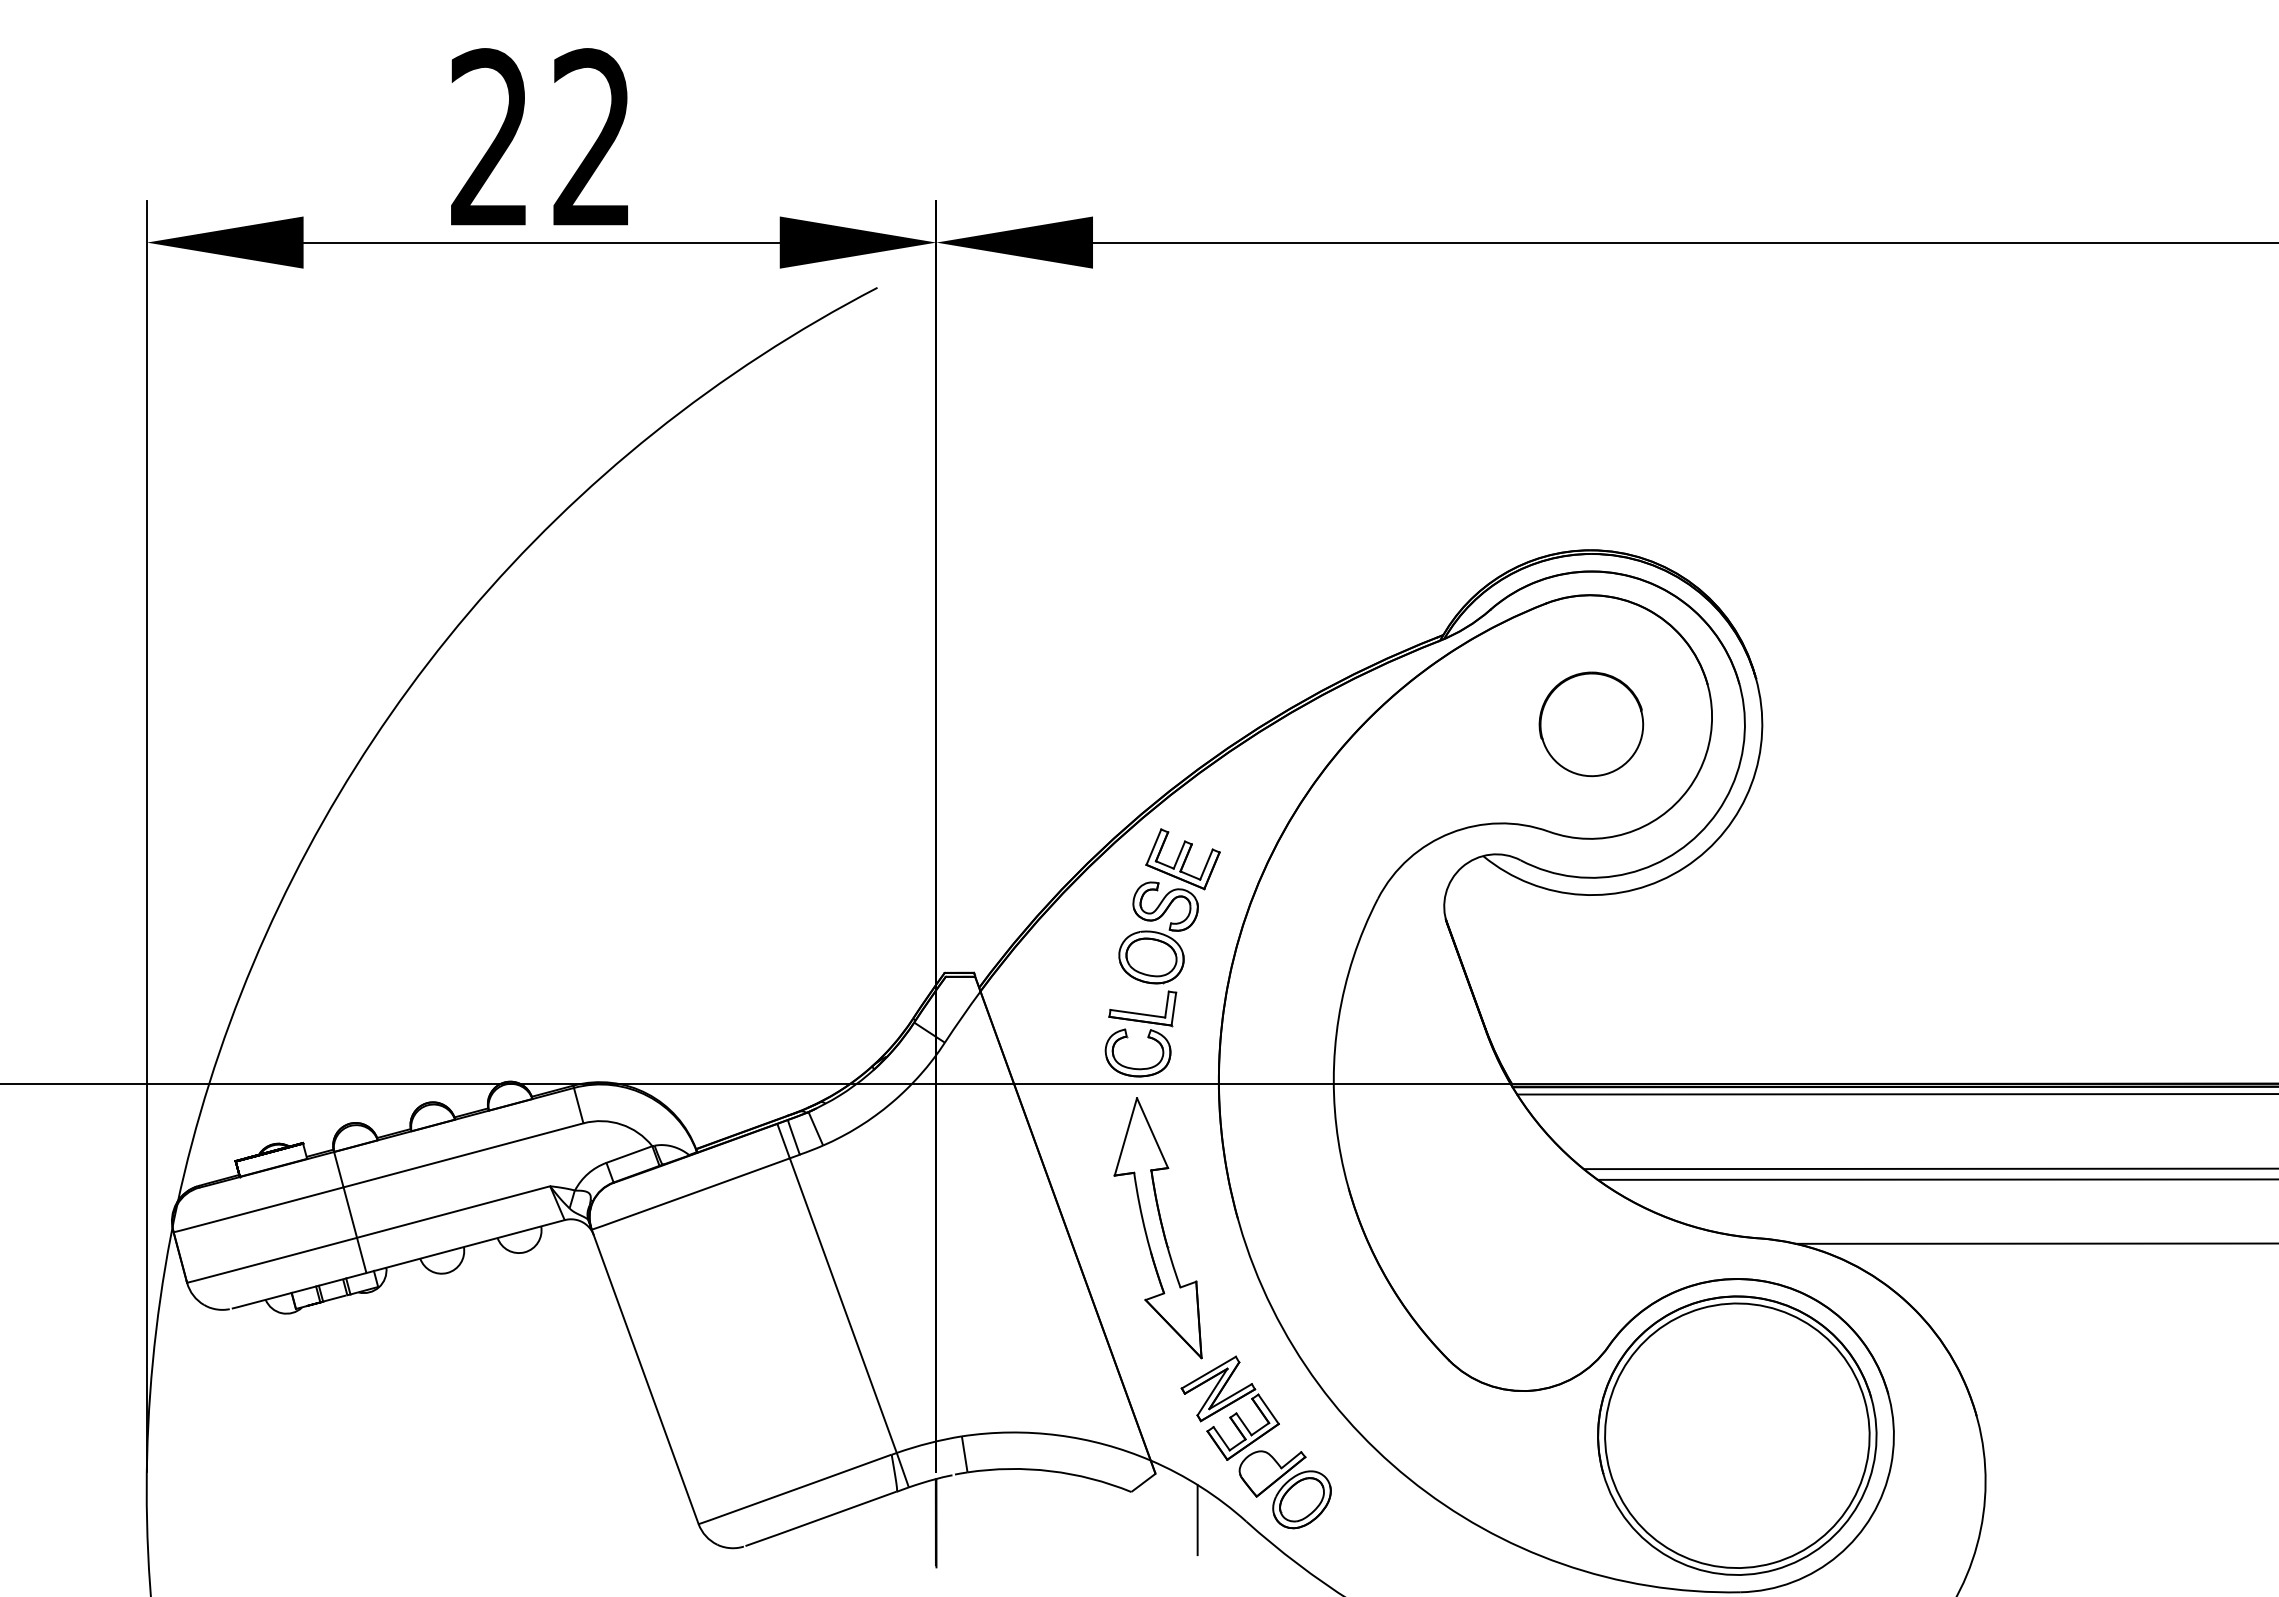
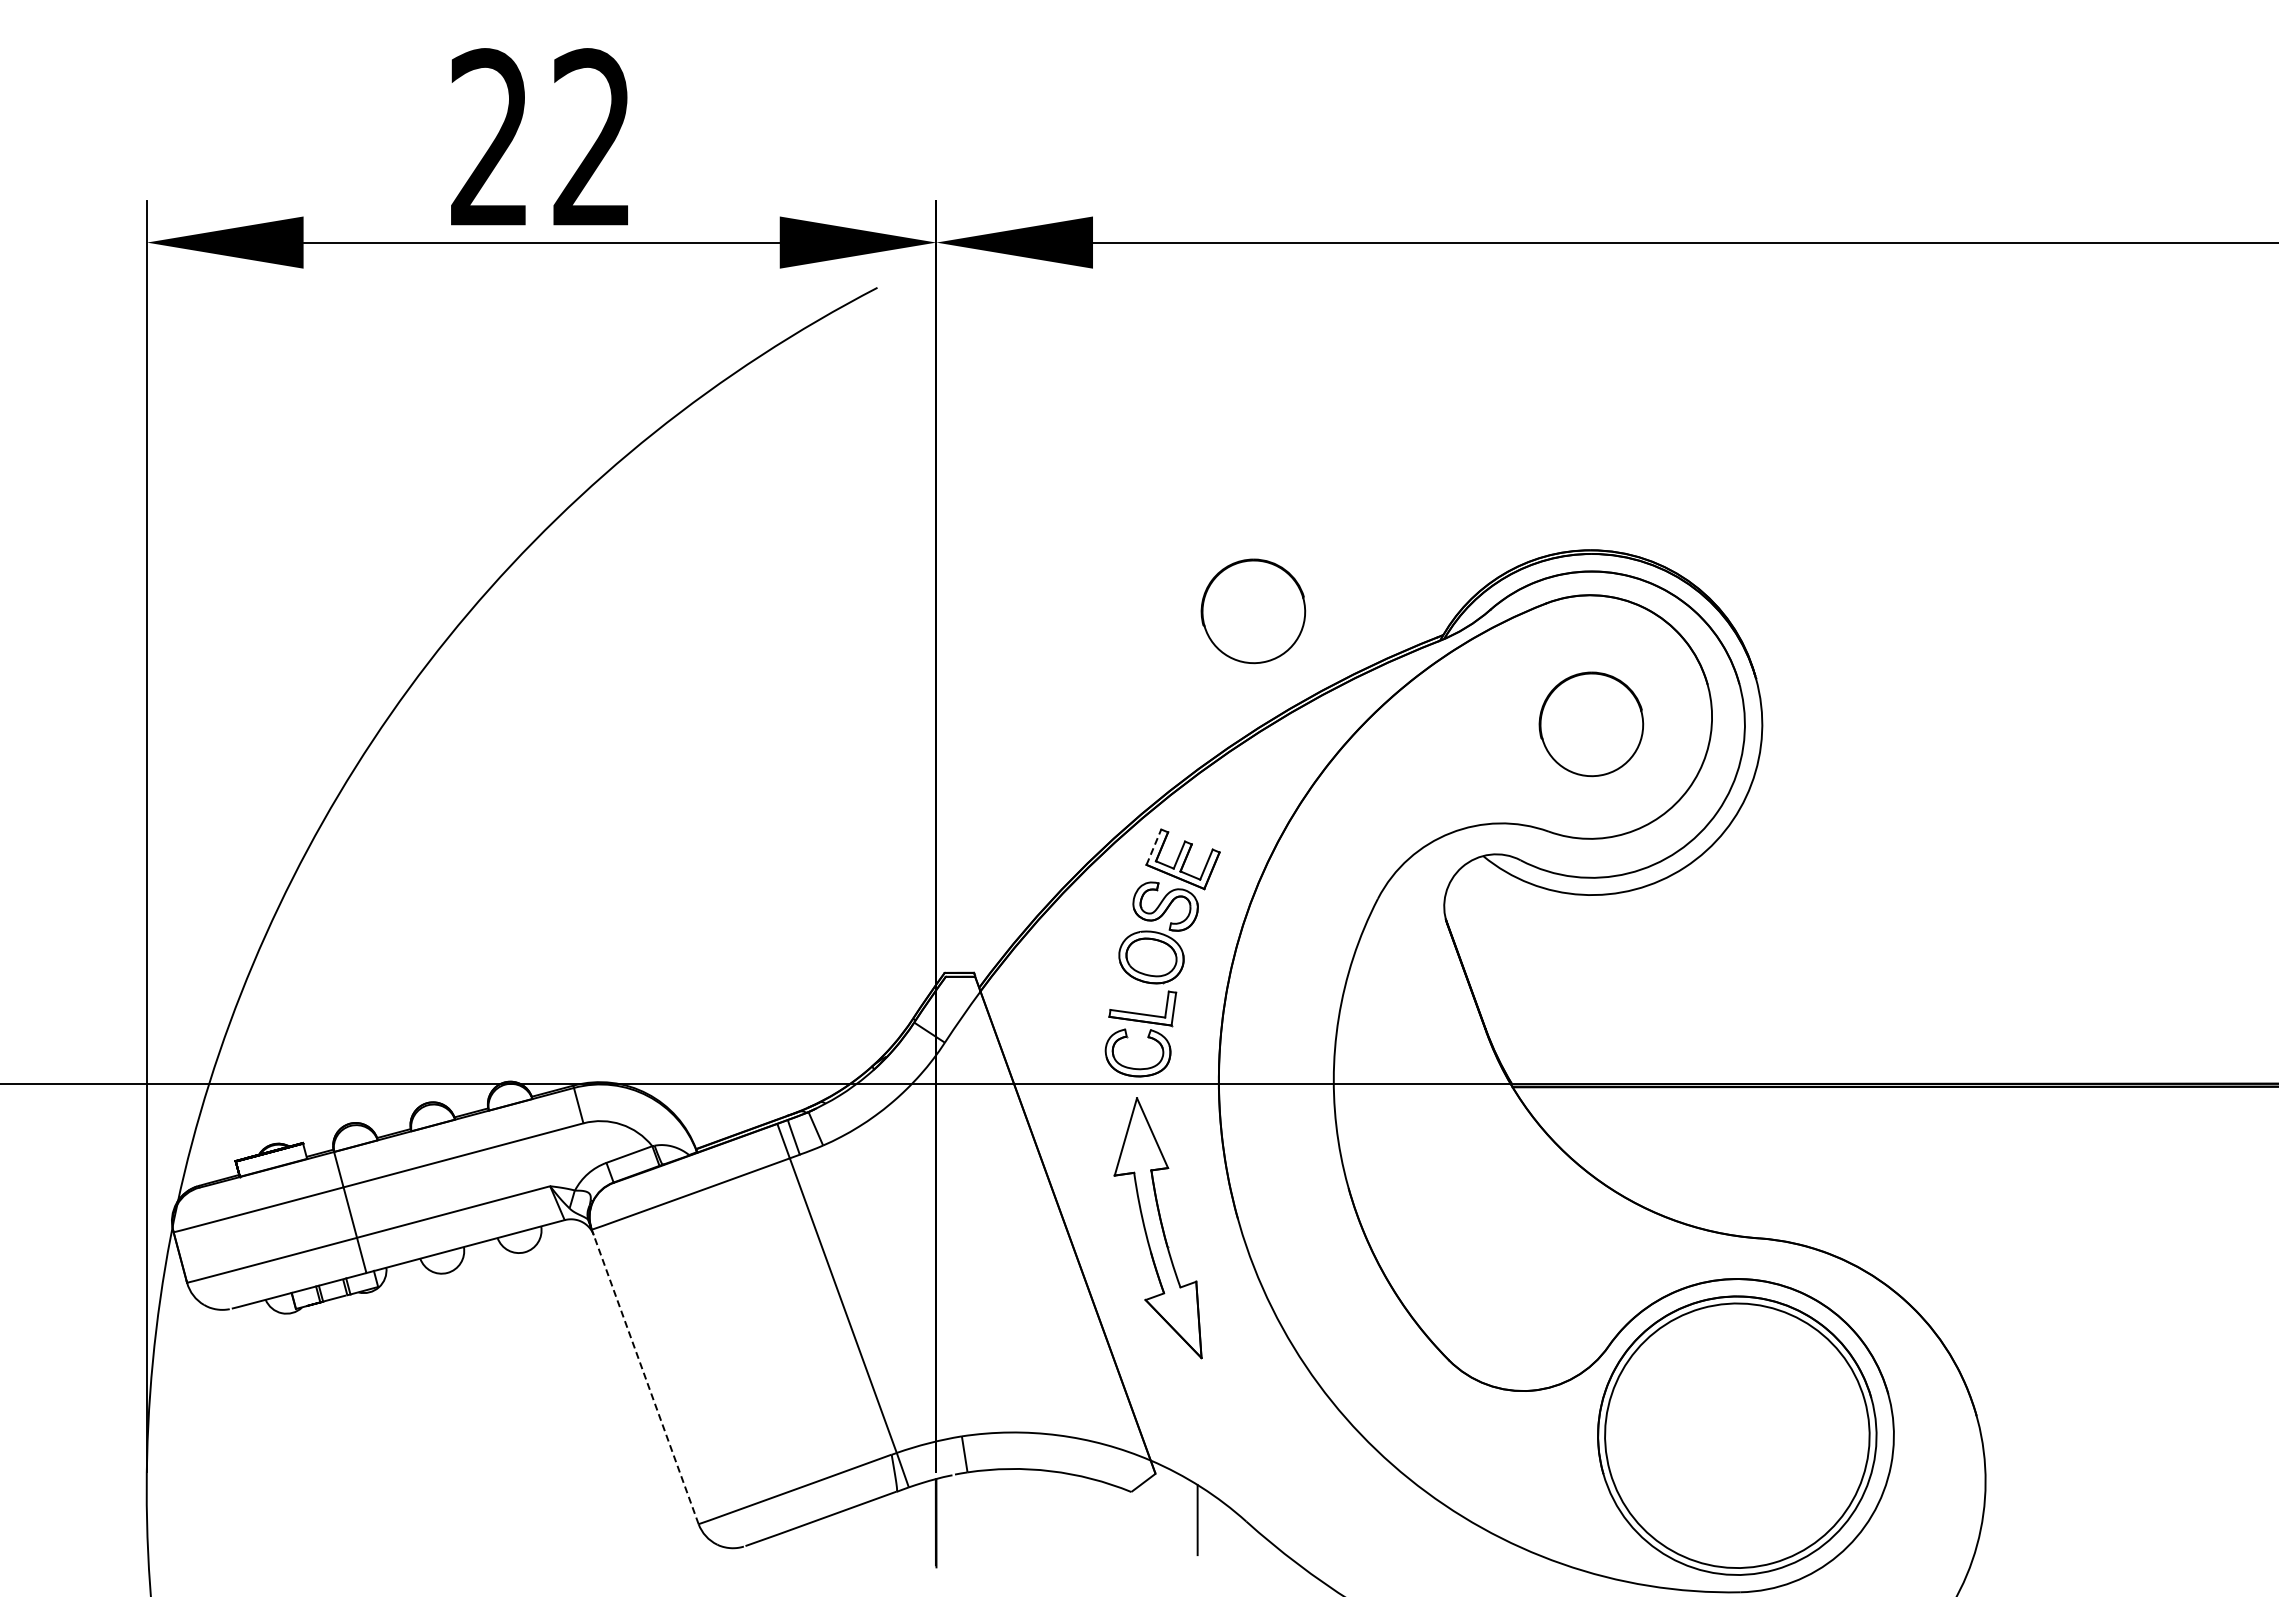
part: none -> present (1253, 611)
line: solid -> dashed (1154, 846)
line: present -> none (1896, 1094)
line: present -> none (1929, 1168)
line: present -> none (1936, 1179)
line: present -> none (2035, 1243)
line: solid -> dashed (645, 1376)
part: present -> none (1255, 1442)
